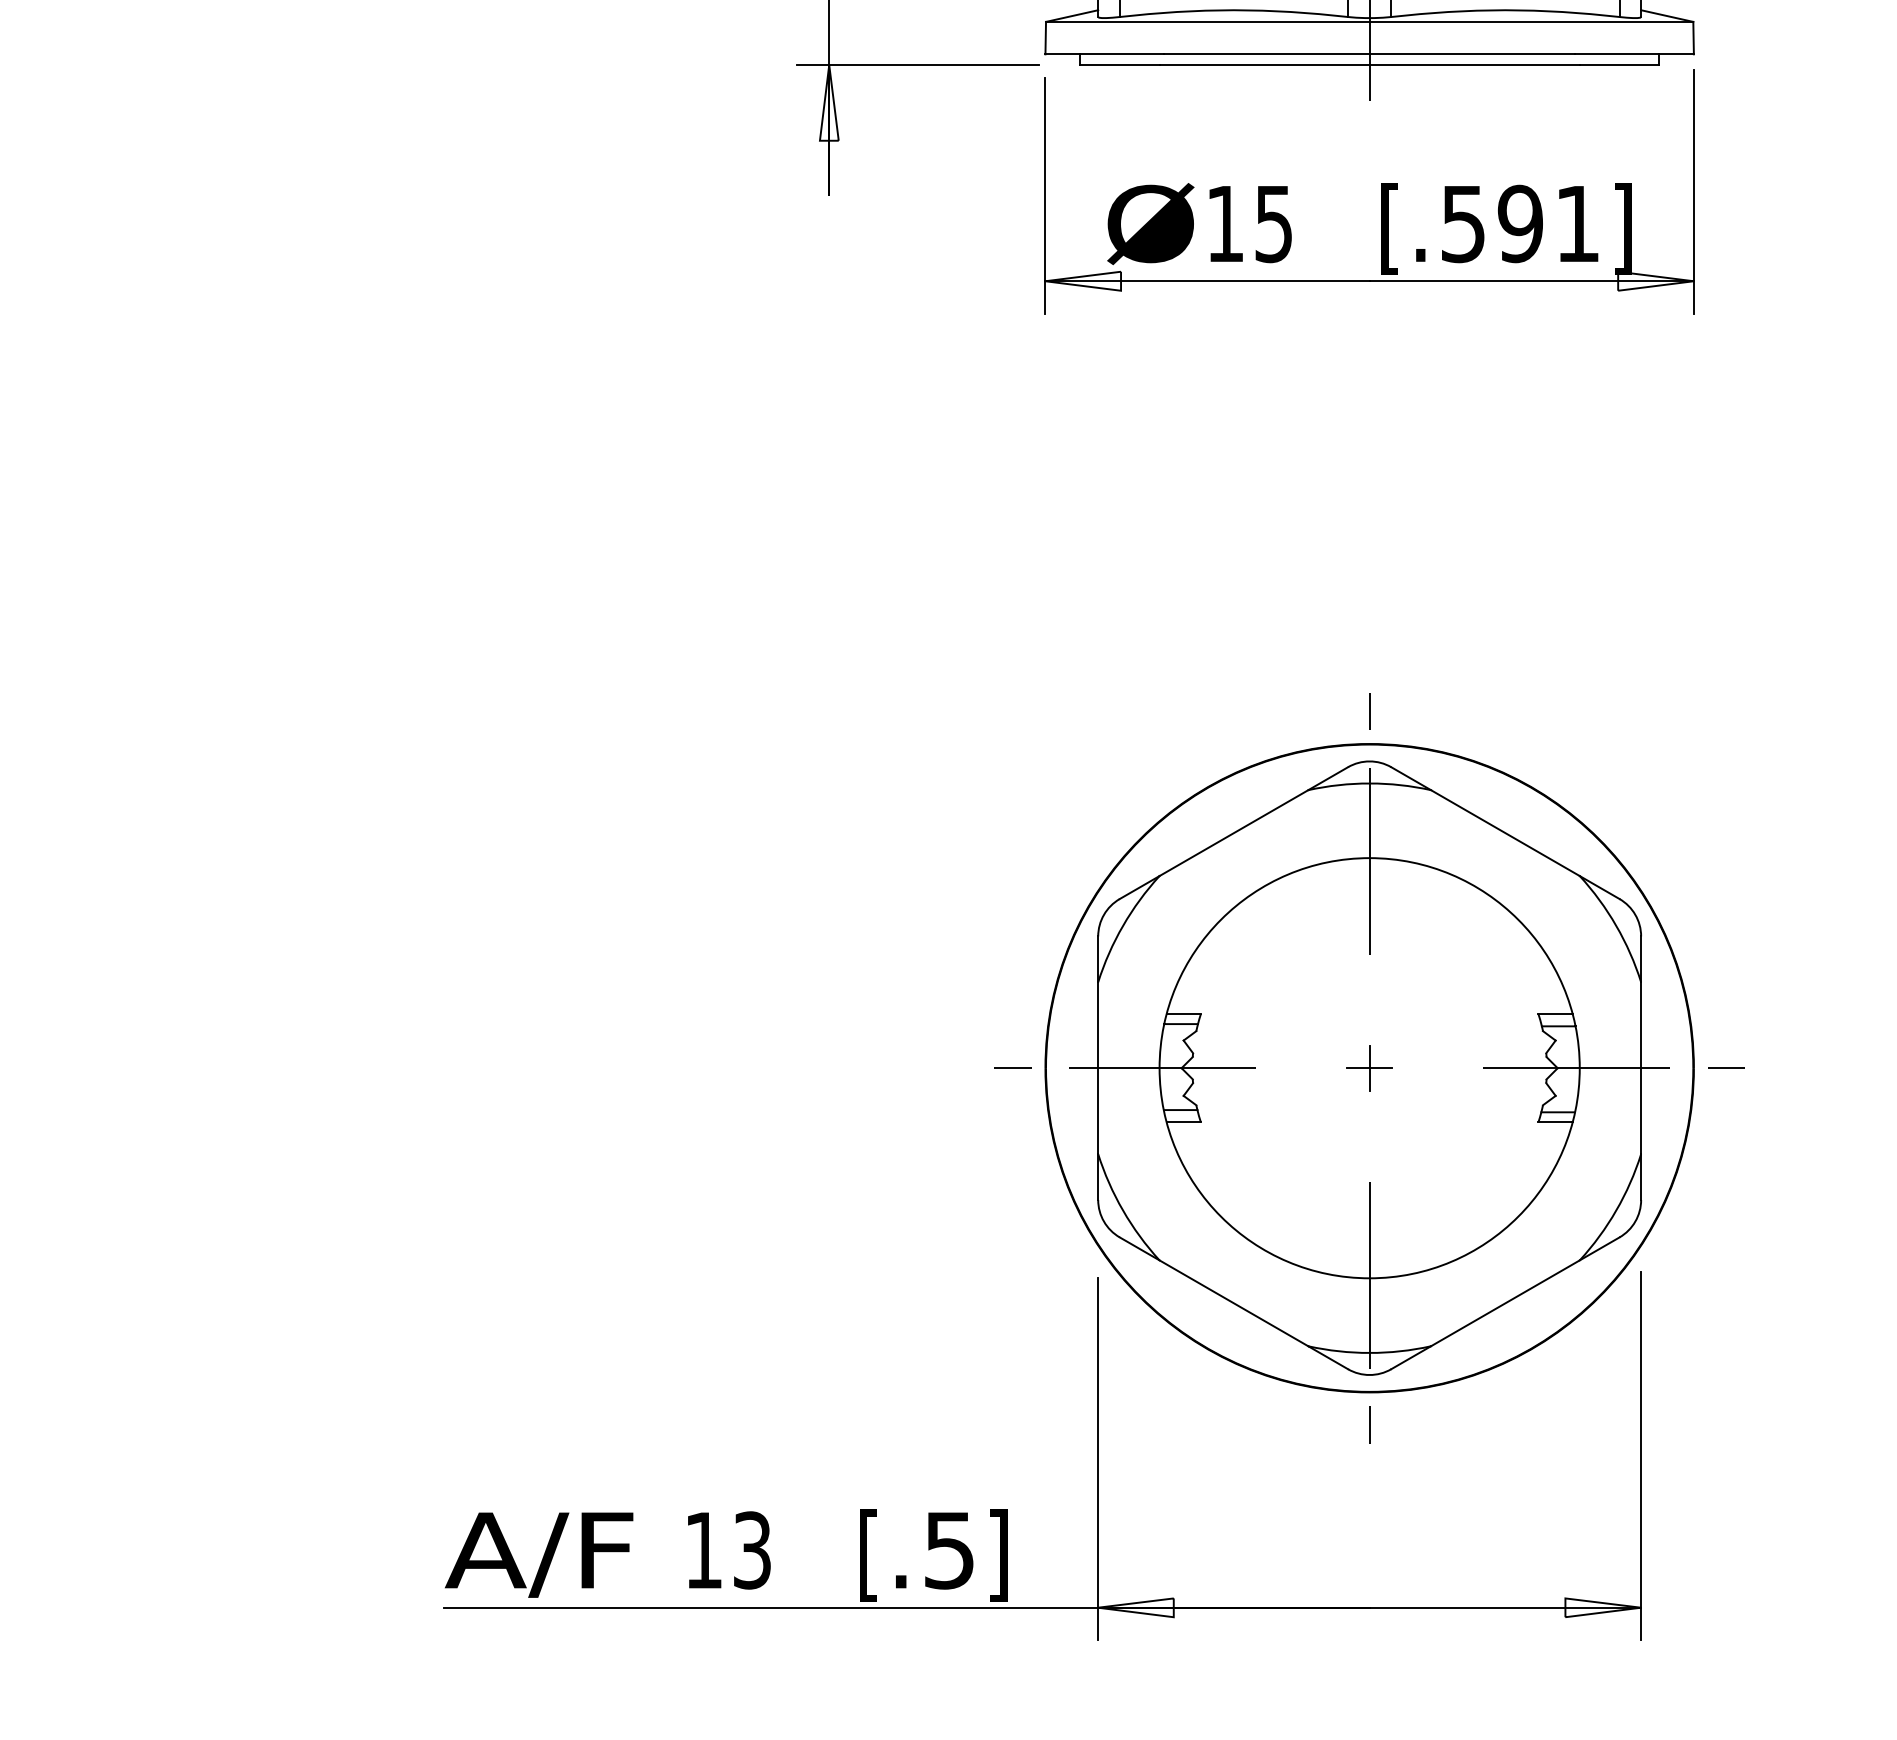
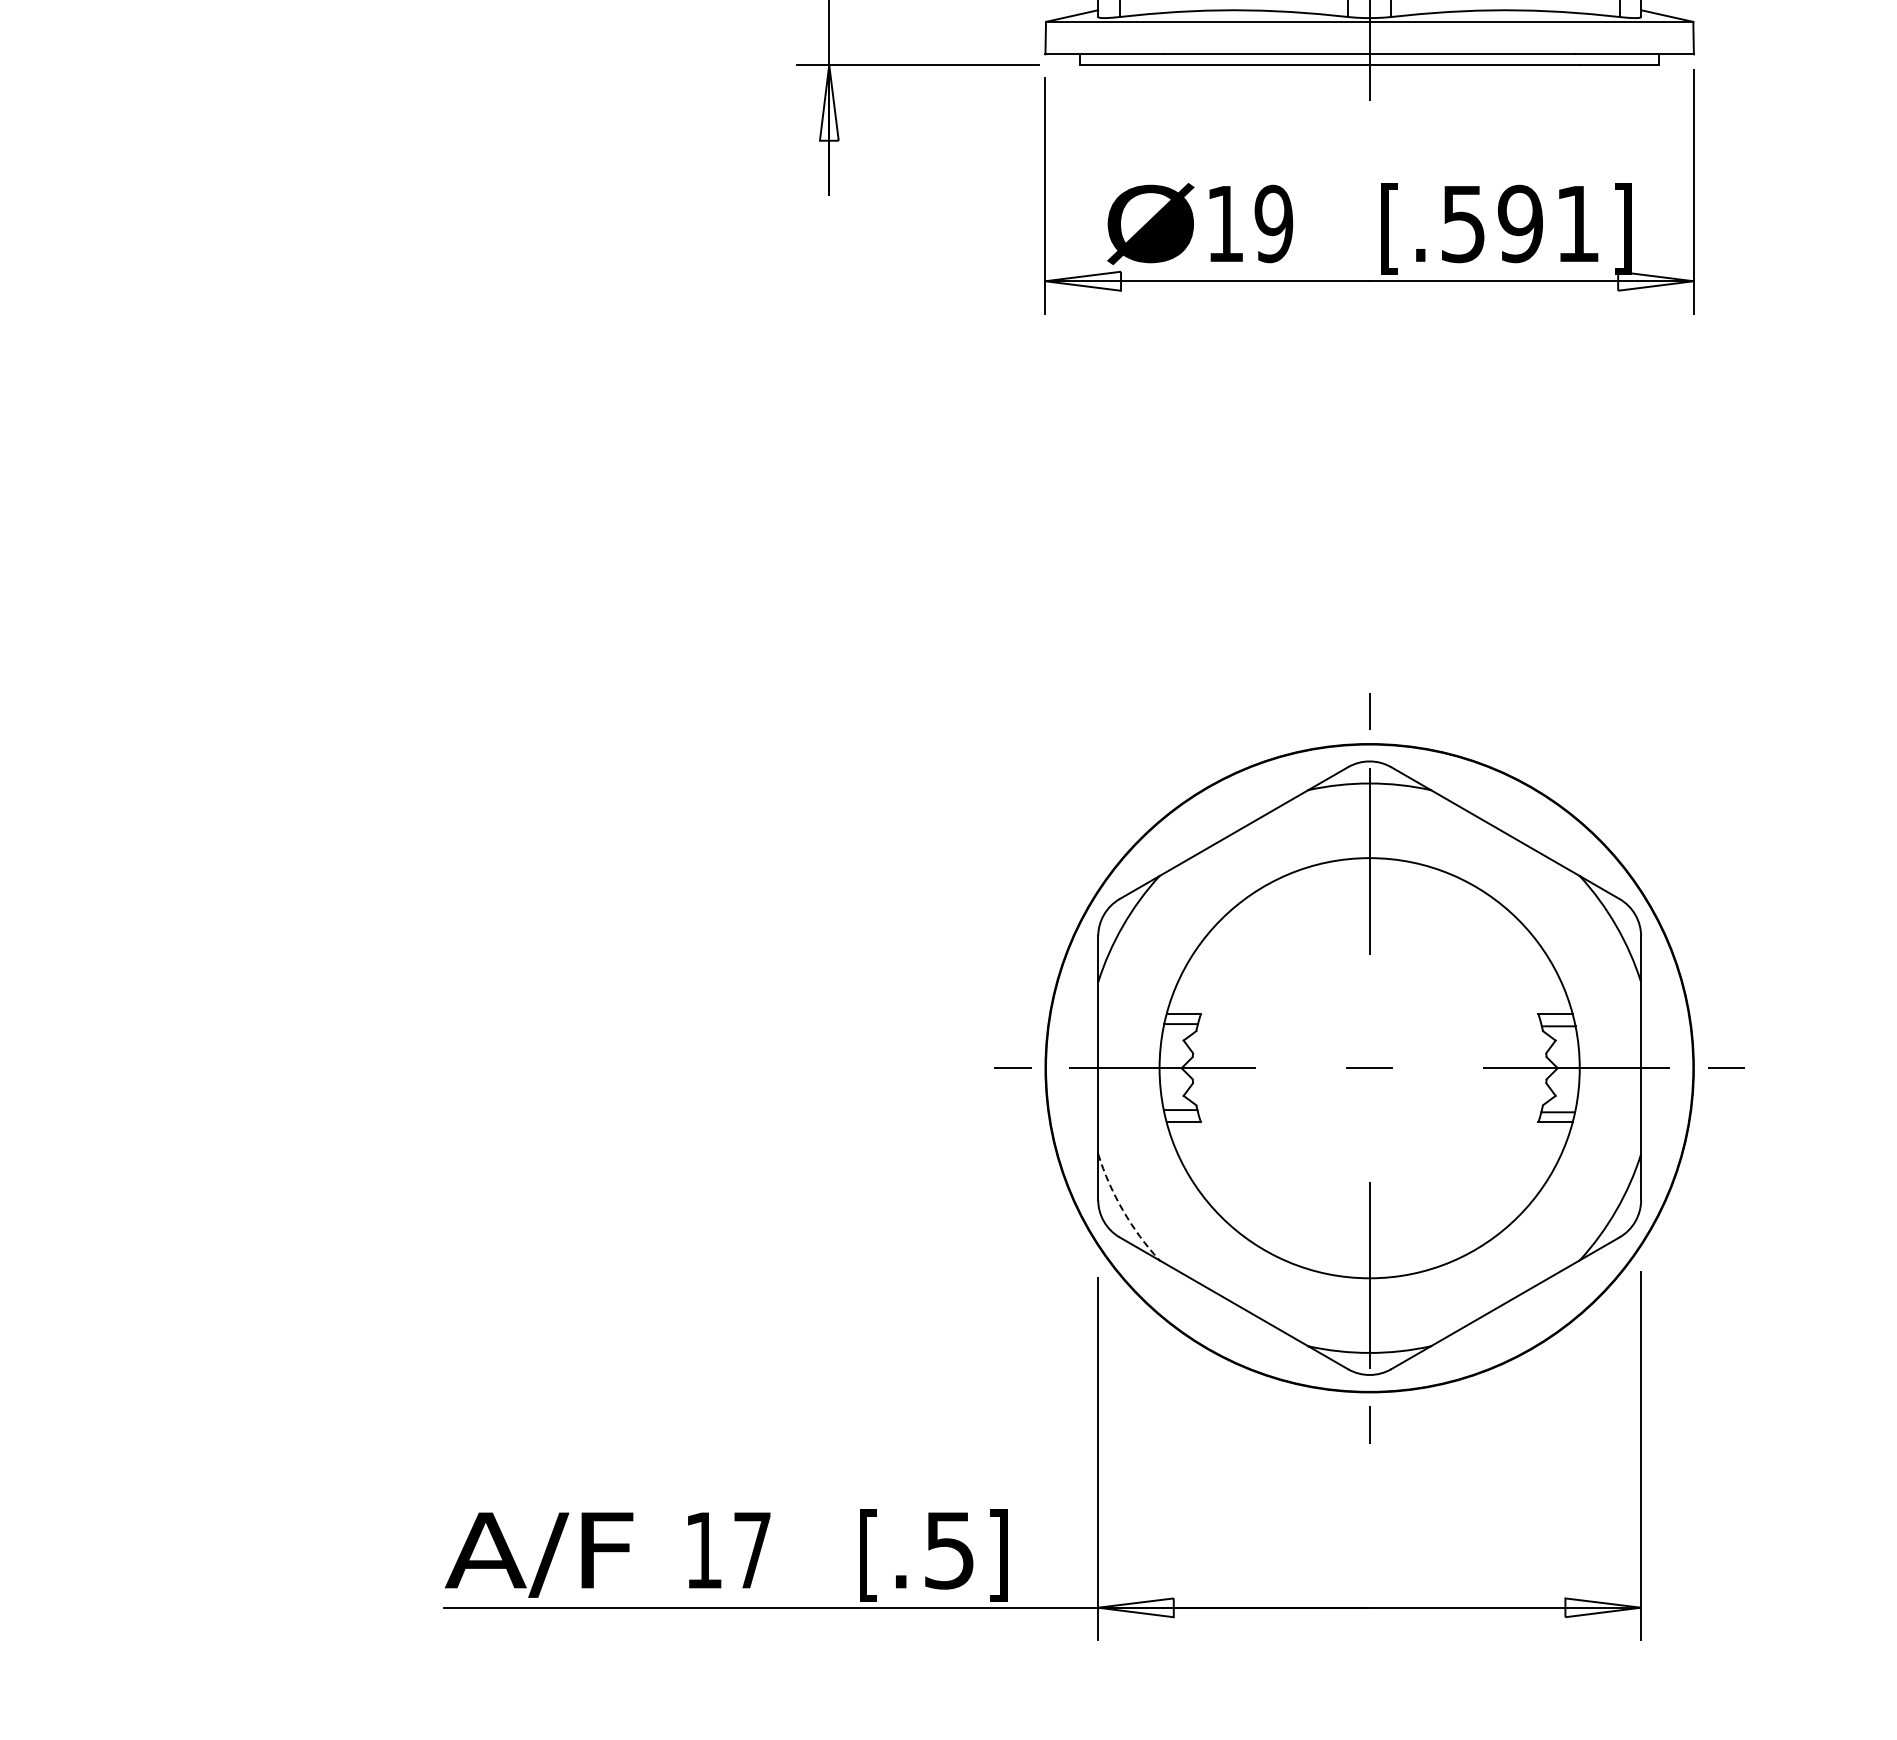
text: 15 -> 19 (1273, 223)
line: present -> none (1369, 1067)
arc: solid -> dashed (1123, 1210)
text: 13 -> 17 (752, 1550)
